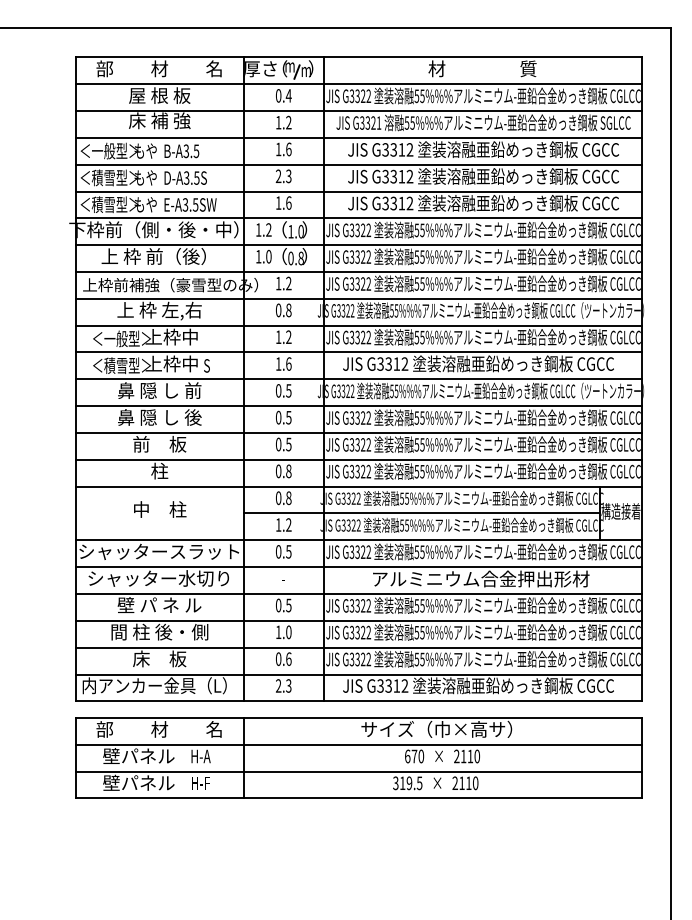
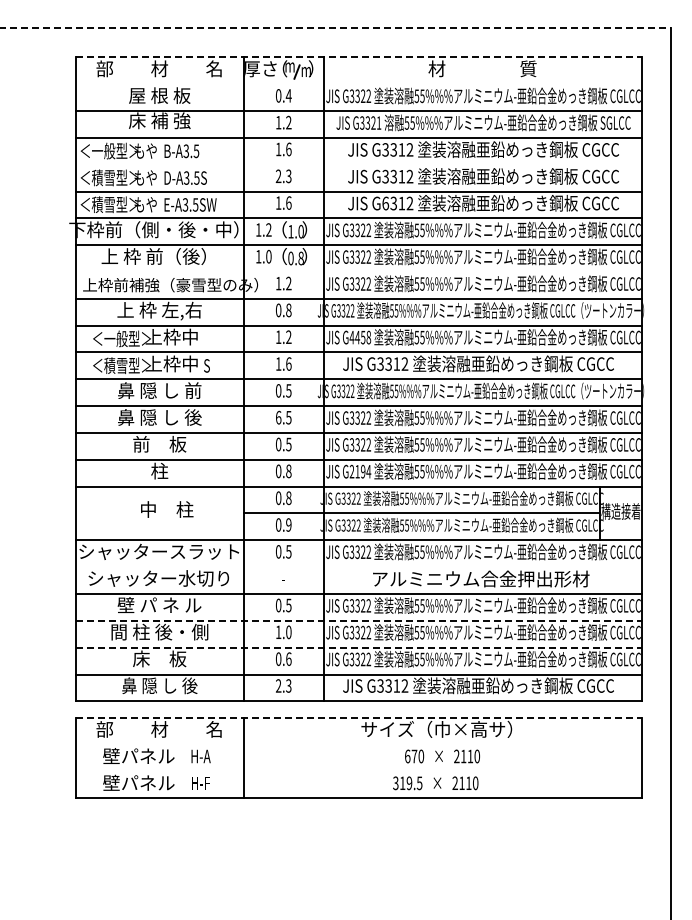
line: solid -> dashed (336, 27)
line: solid -> dashed (358, 57)
line: present -> none (358, 84)
line: present -> none (358, 164)
text: G3312 -> G6312 (385, 203)
line: present -> none (358, 272)
text: G3322 -> G4458 (360, 337)
text: 0.5 -> 6.5 (278, 417)
text: G3322 -> G2194 (360, 471)
text position: (160, 509) -> (167, 509) (167, 509)
text: 1.2 -> 0.9 (283, 524)
line: present -> none (358, 567)
line: solid -> dashed (358, 620)
line: solid -> dashed (358, 647)
text: 内アンカー金具（L） -> 鼻 隠 し 後 (154, 685)
line: solid -> dashed (358, 718)
line: present -> none (358, 744)
line: present -> none (358, 771)
